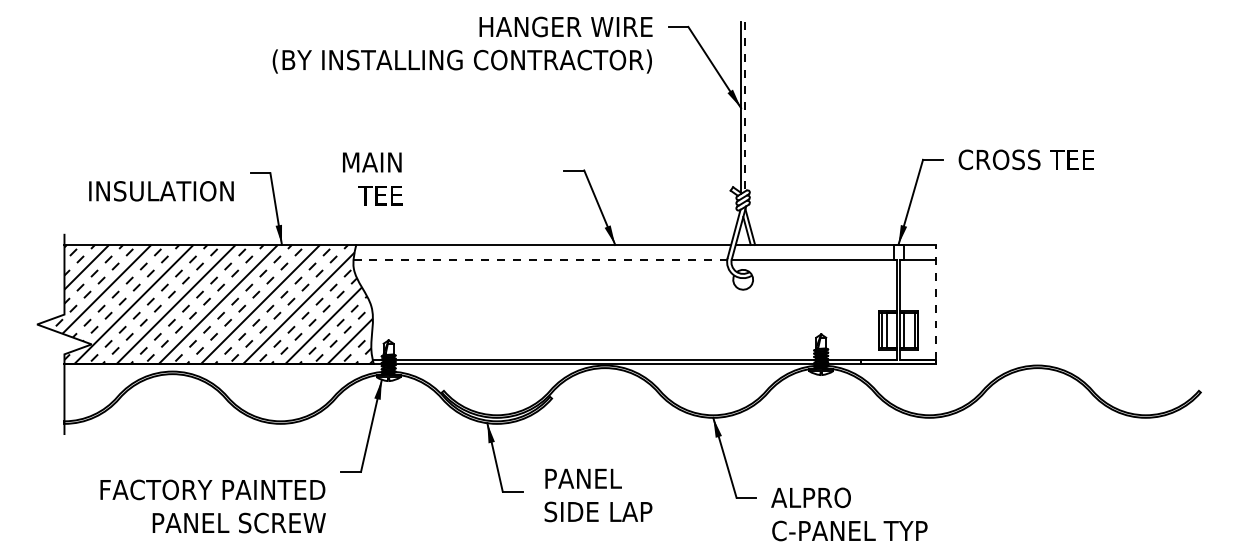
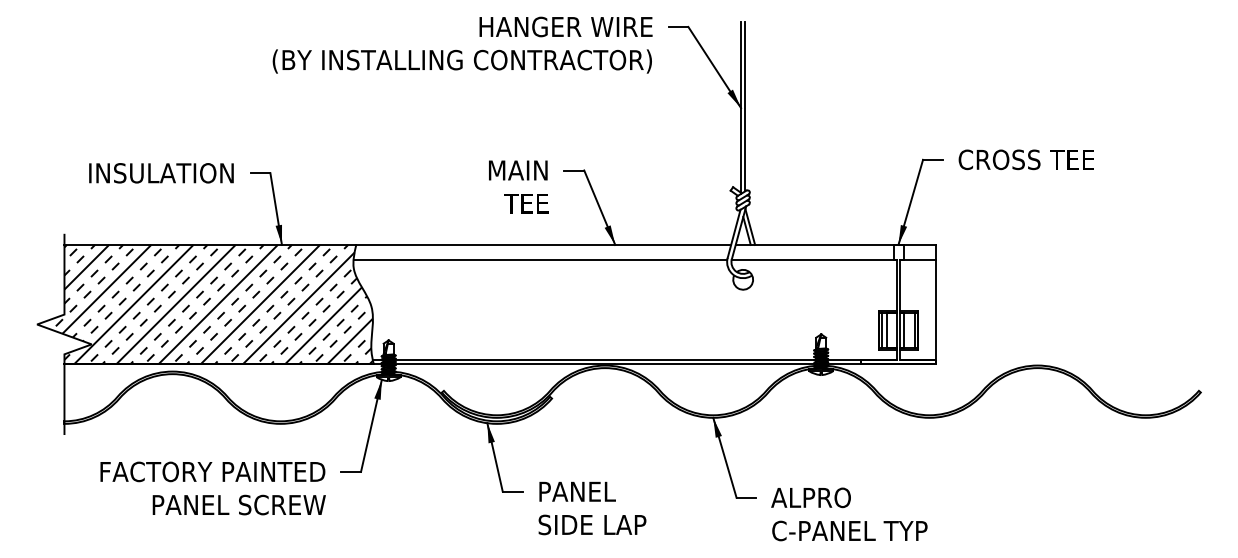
line: dashed -> solid (745, 106)
text position: (372, 178) -> (518, 186) (518, 186)
text position: (161, 191) -> (161, 173) (161, 173)
line: dashed -> solid (540, 259)
line: dashed -> solid (935, 302)
text position: (598, 495) -> (592, 508) (592, 508)
text position: (212, 506) -> (212, 488) (212, 488)
